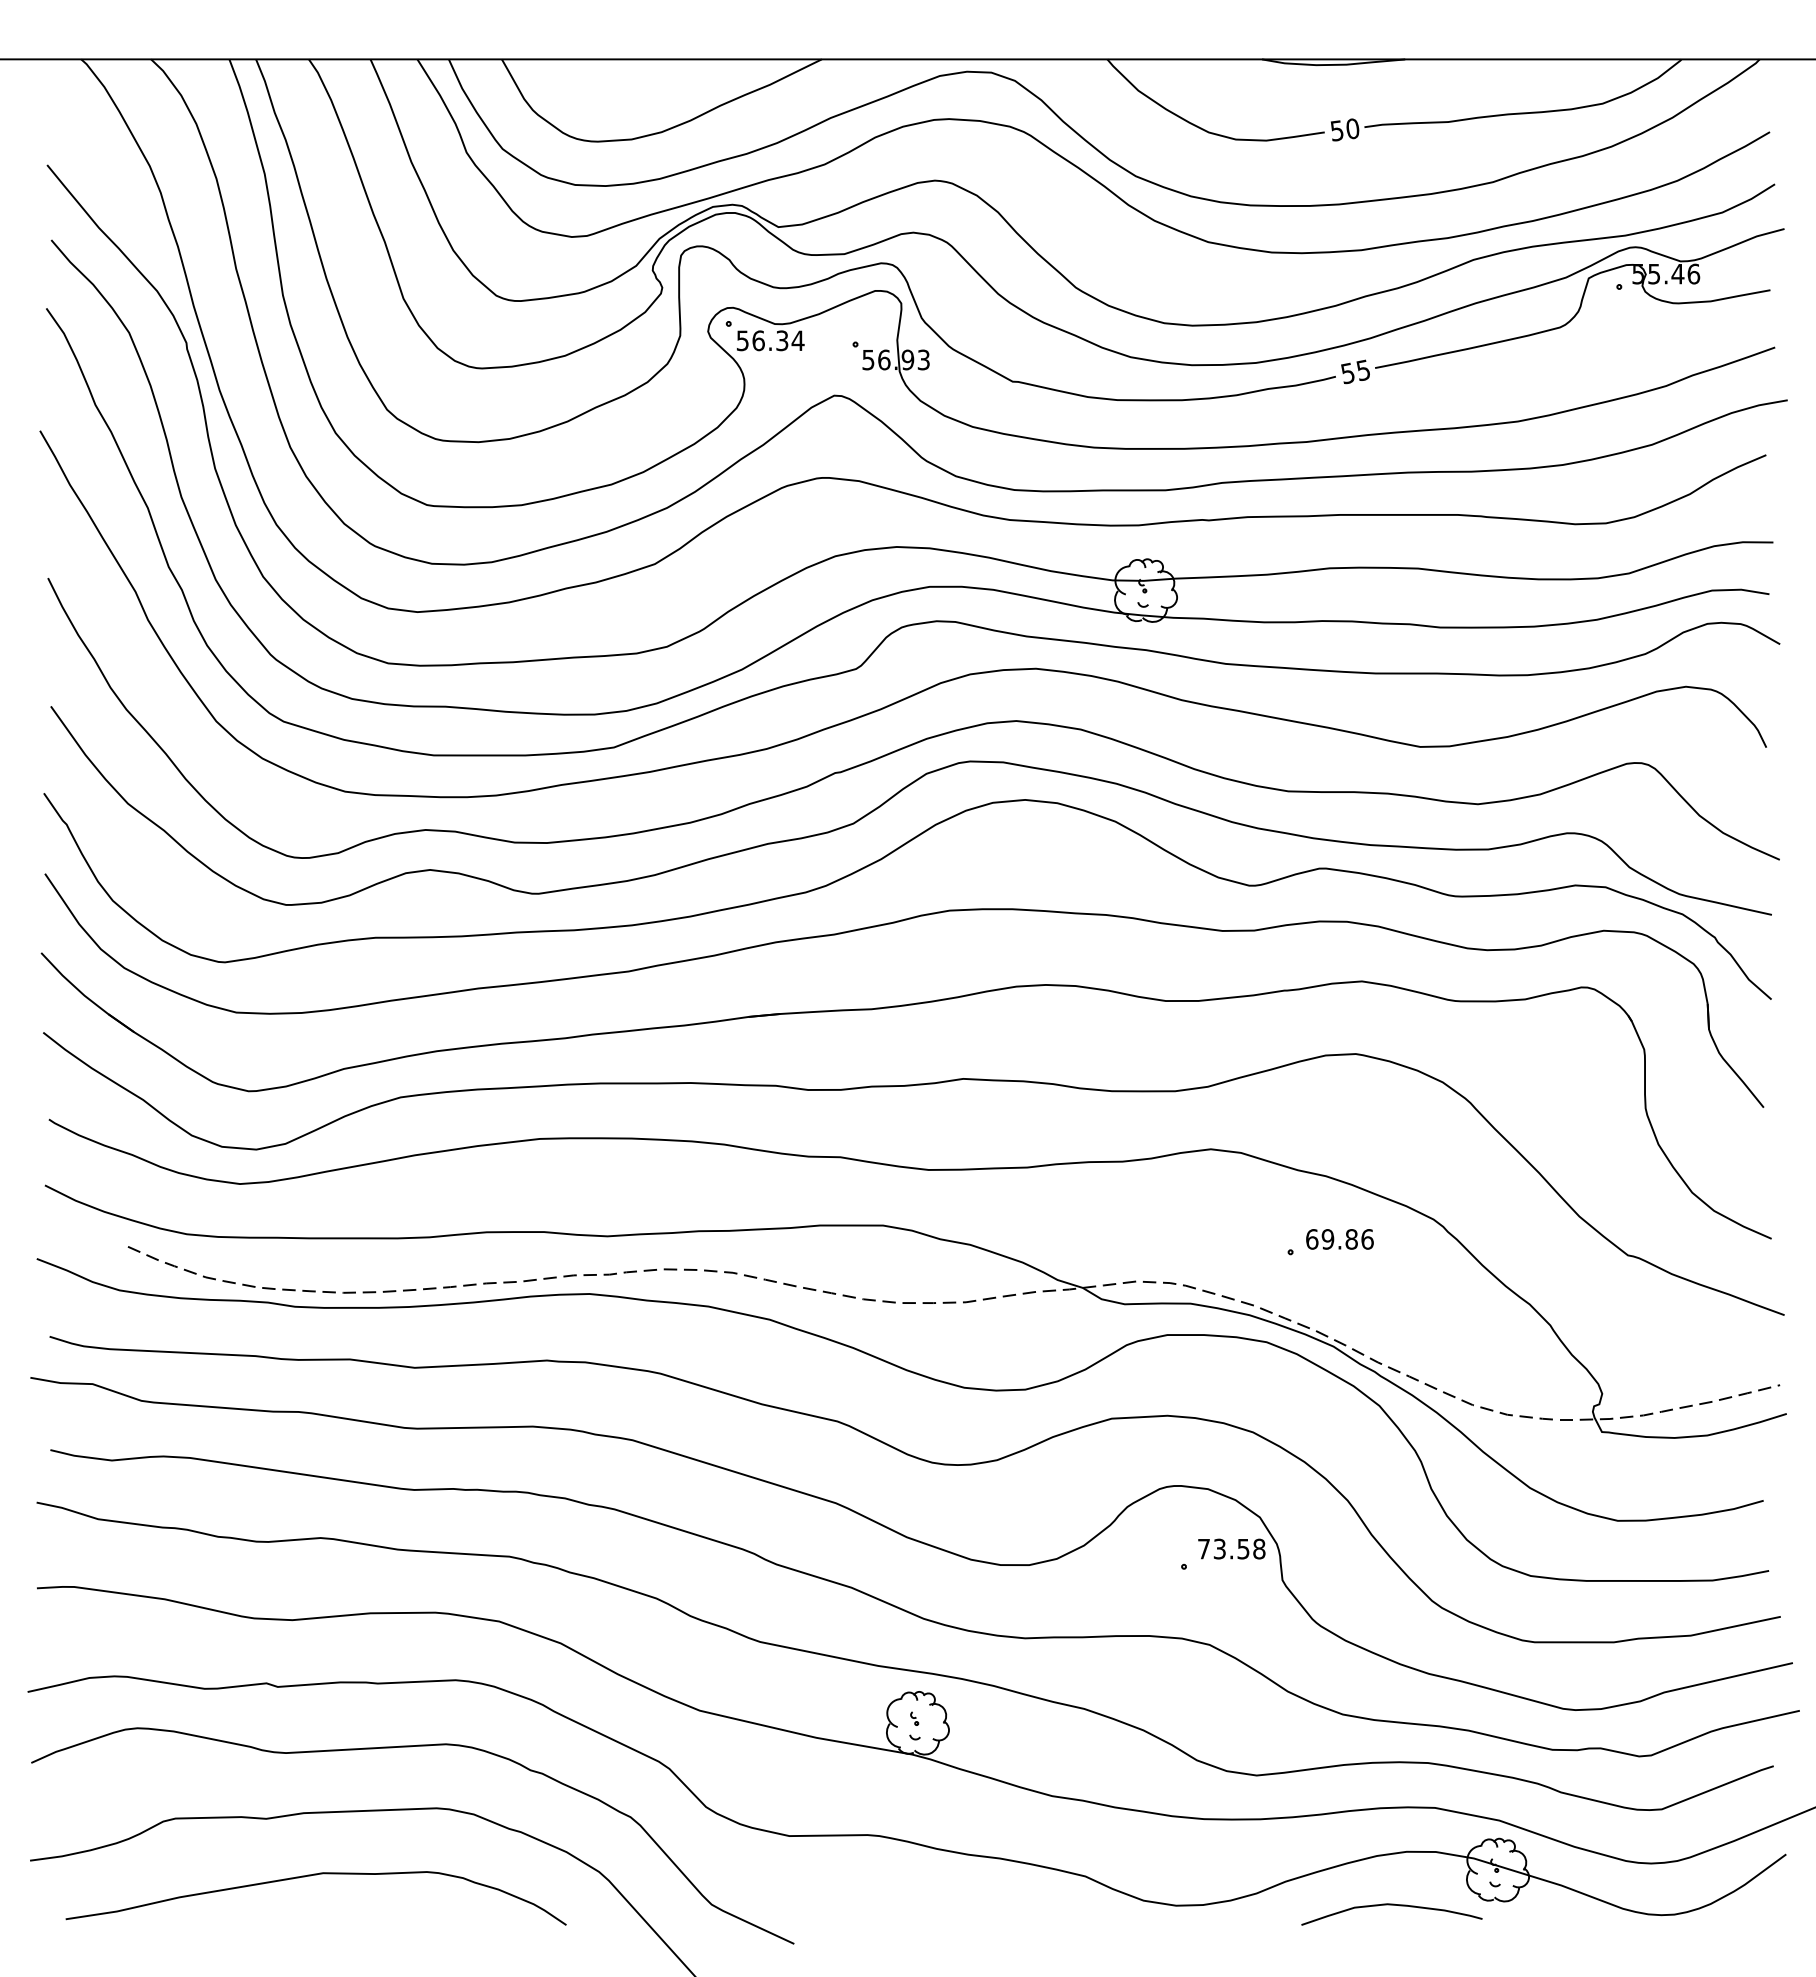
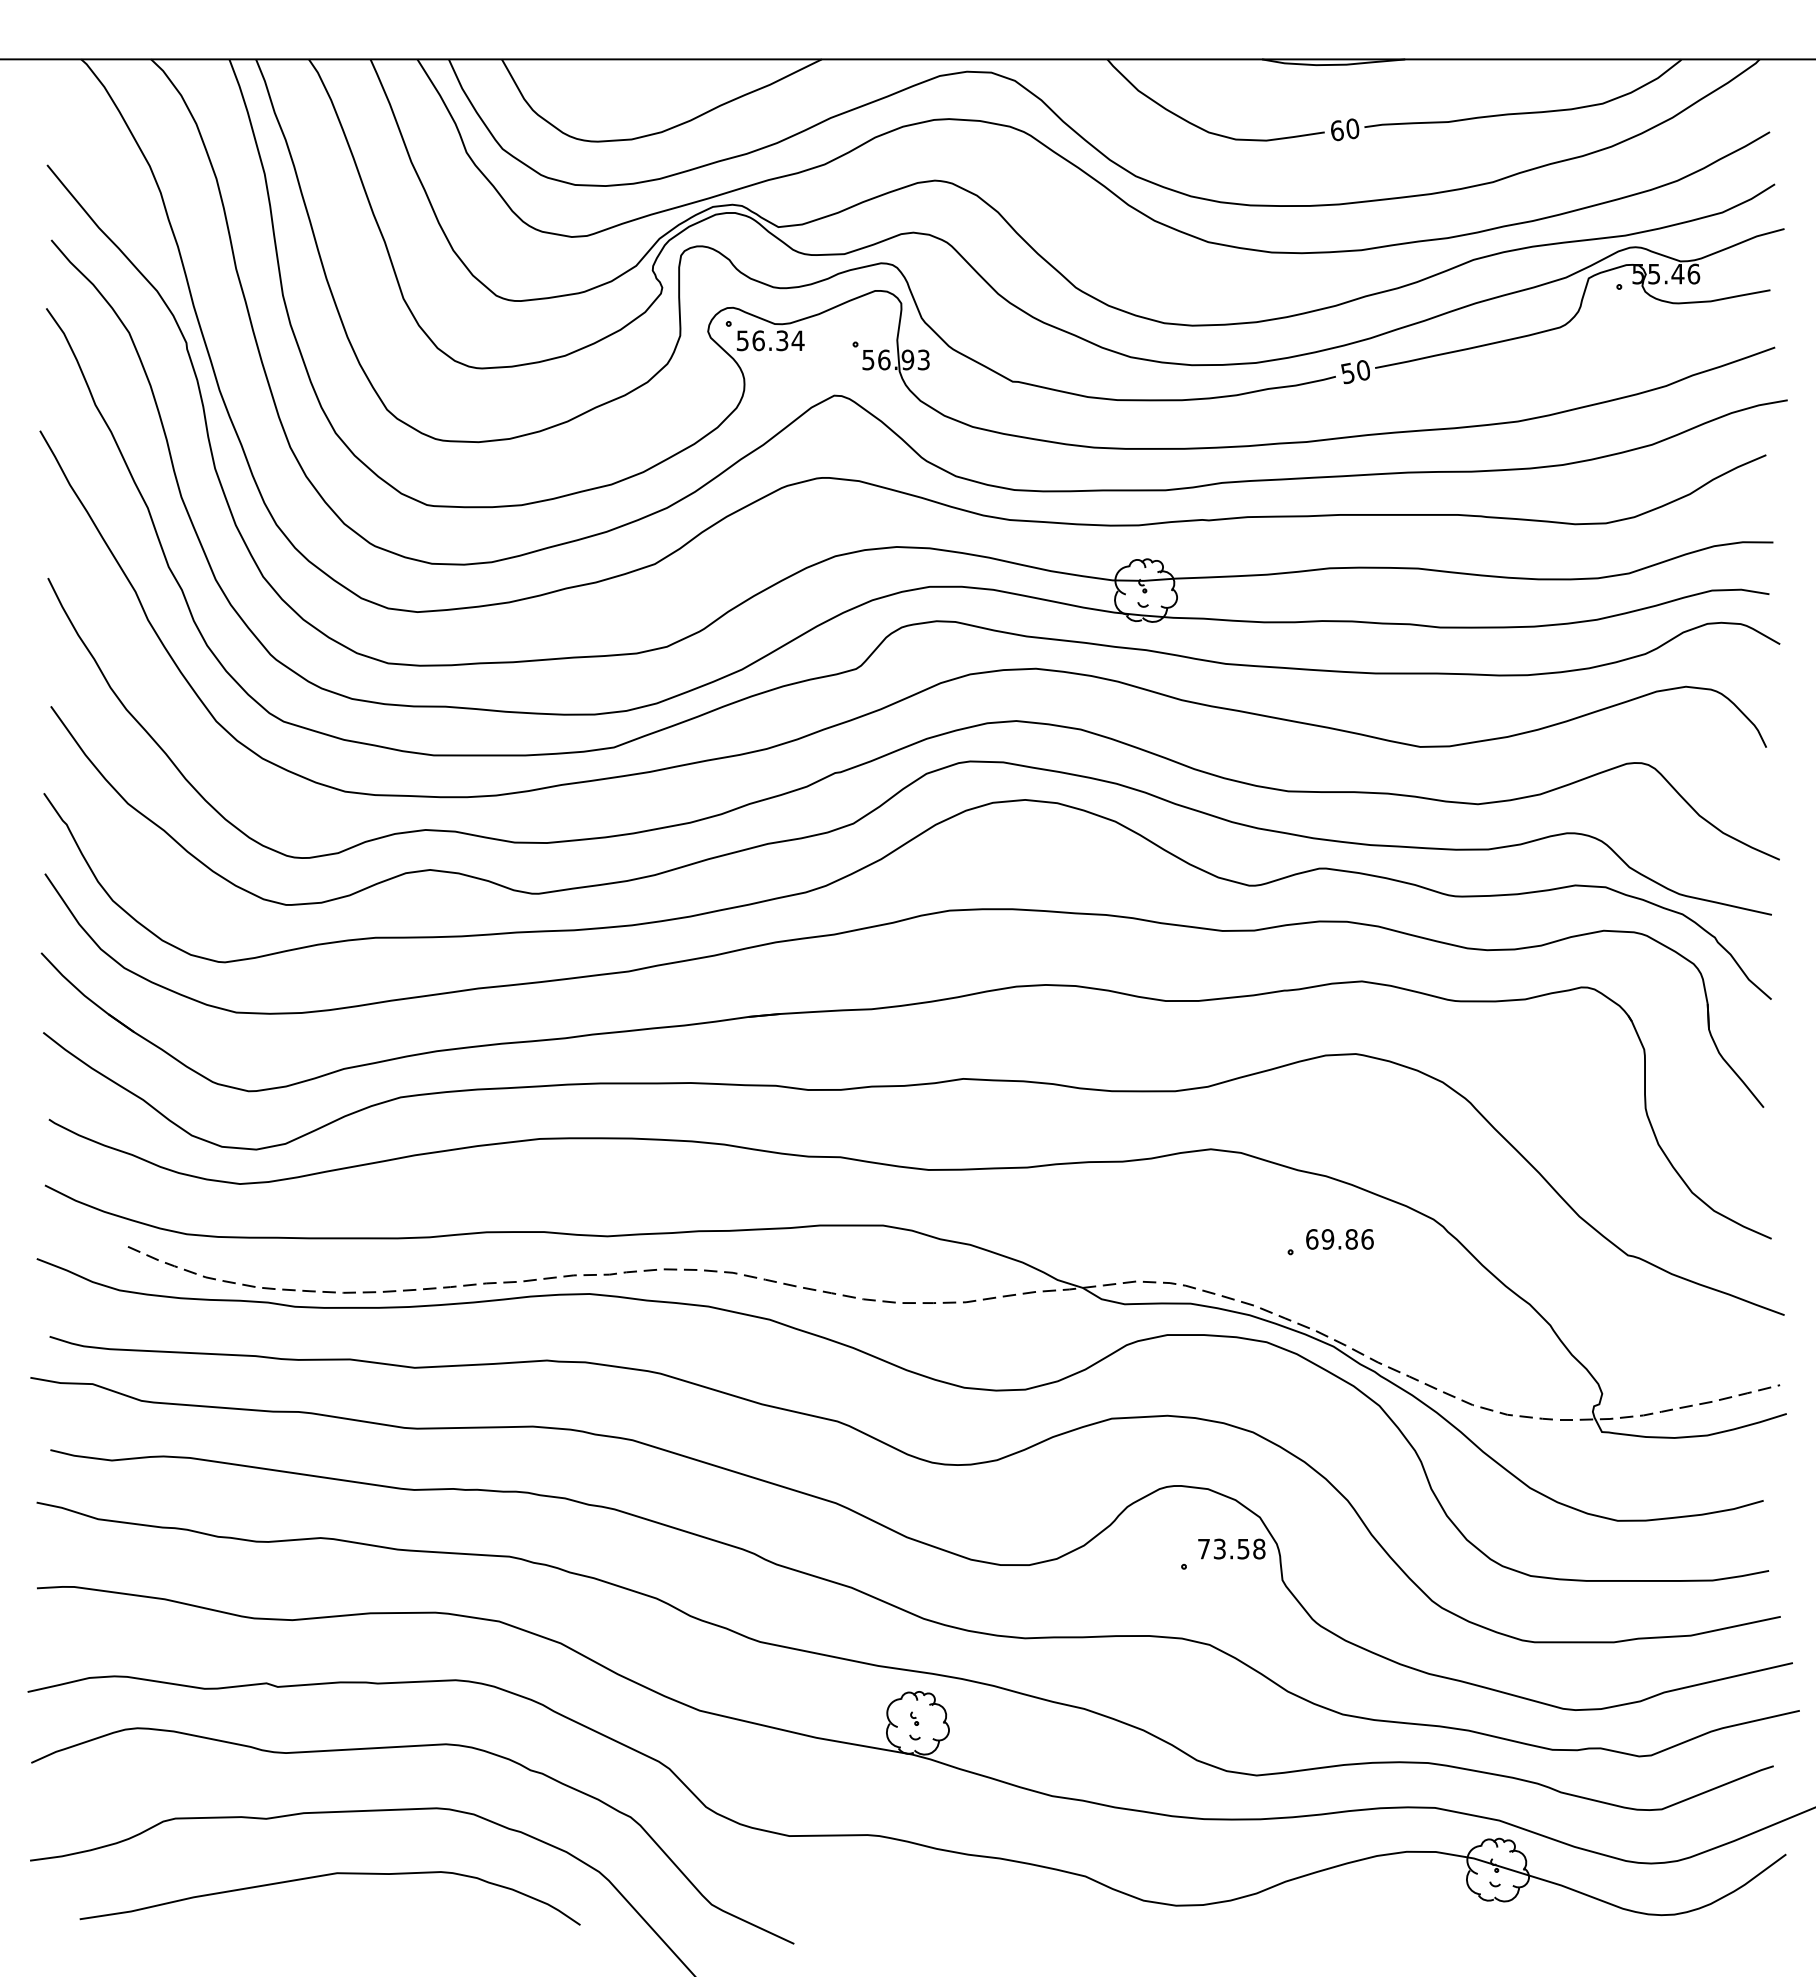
text: 50 -> 60 (1336, 130)
text: 55 -> 50 (1362, 369)
curve position: (311, 1876) -> (325, 1876) (325, 1876)
curve: present -> none (1391, 1905)
